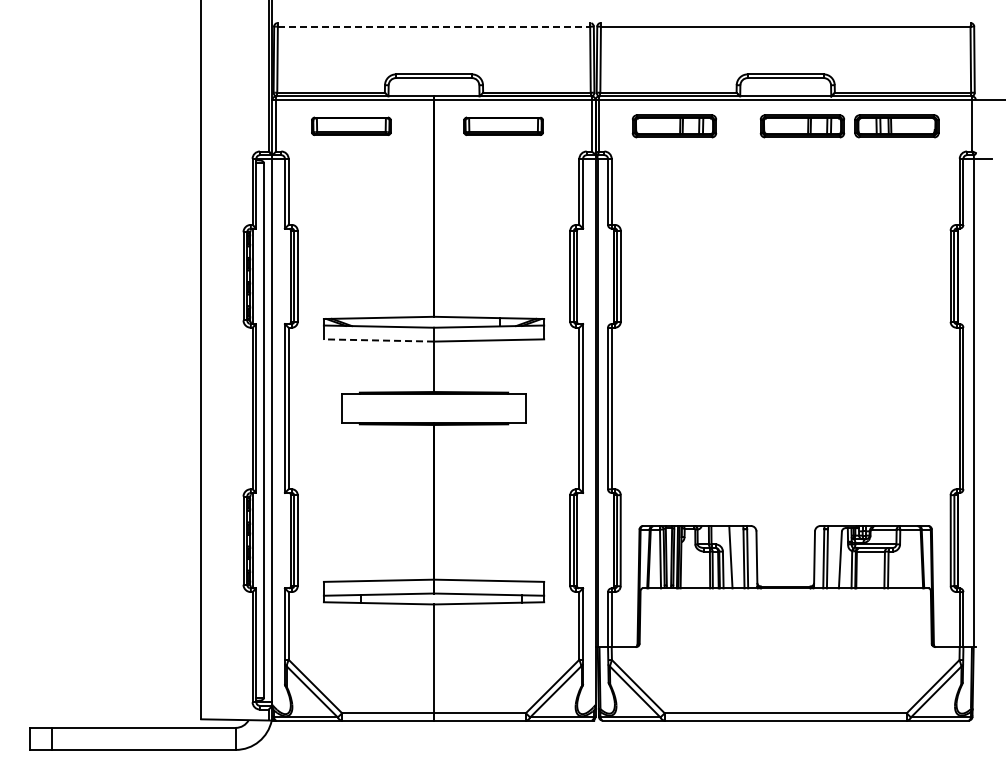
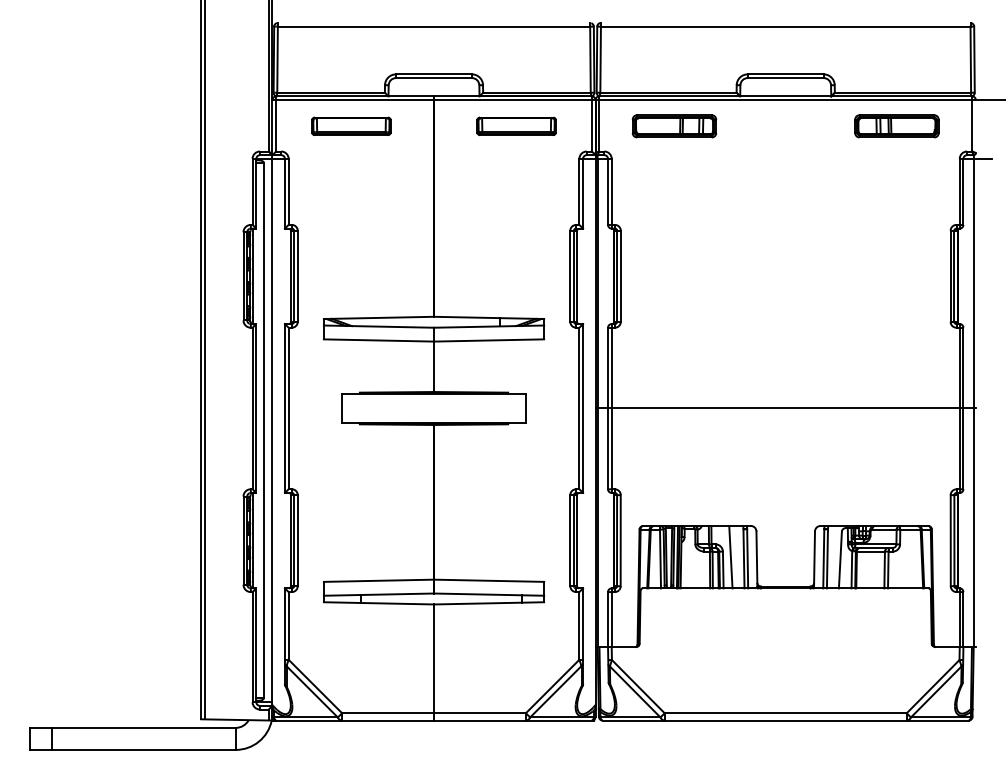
line: dashed -> solid (434, 26)
part position: (503, 125) -> (516, 125) (516, 125)
part: present -> none (802, 126)
line: dashed -> solid (378, 340)
line: none -> present (204, 360)
line: none -> present (785, 408)
